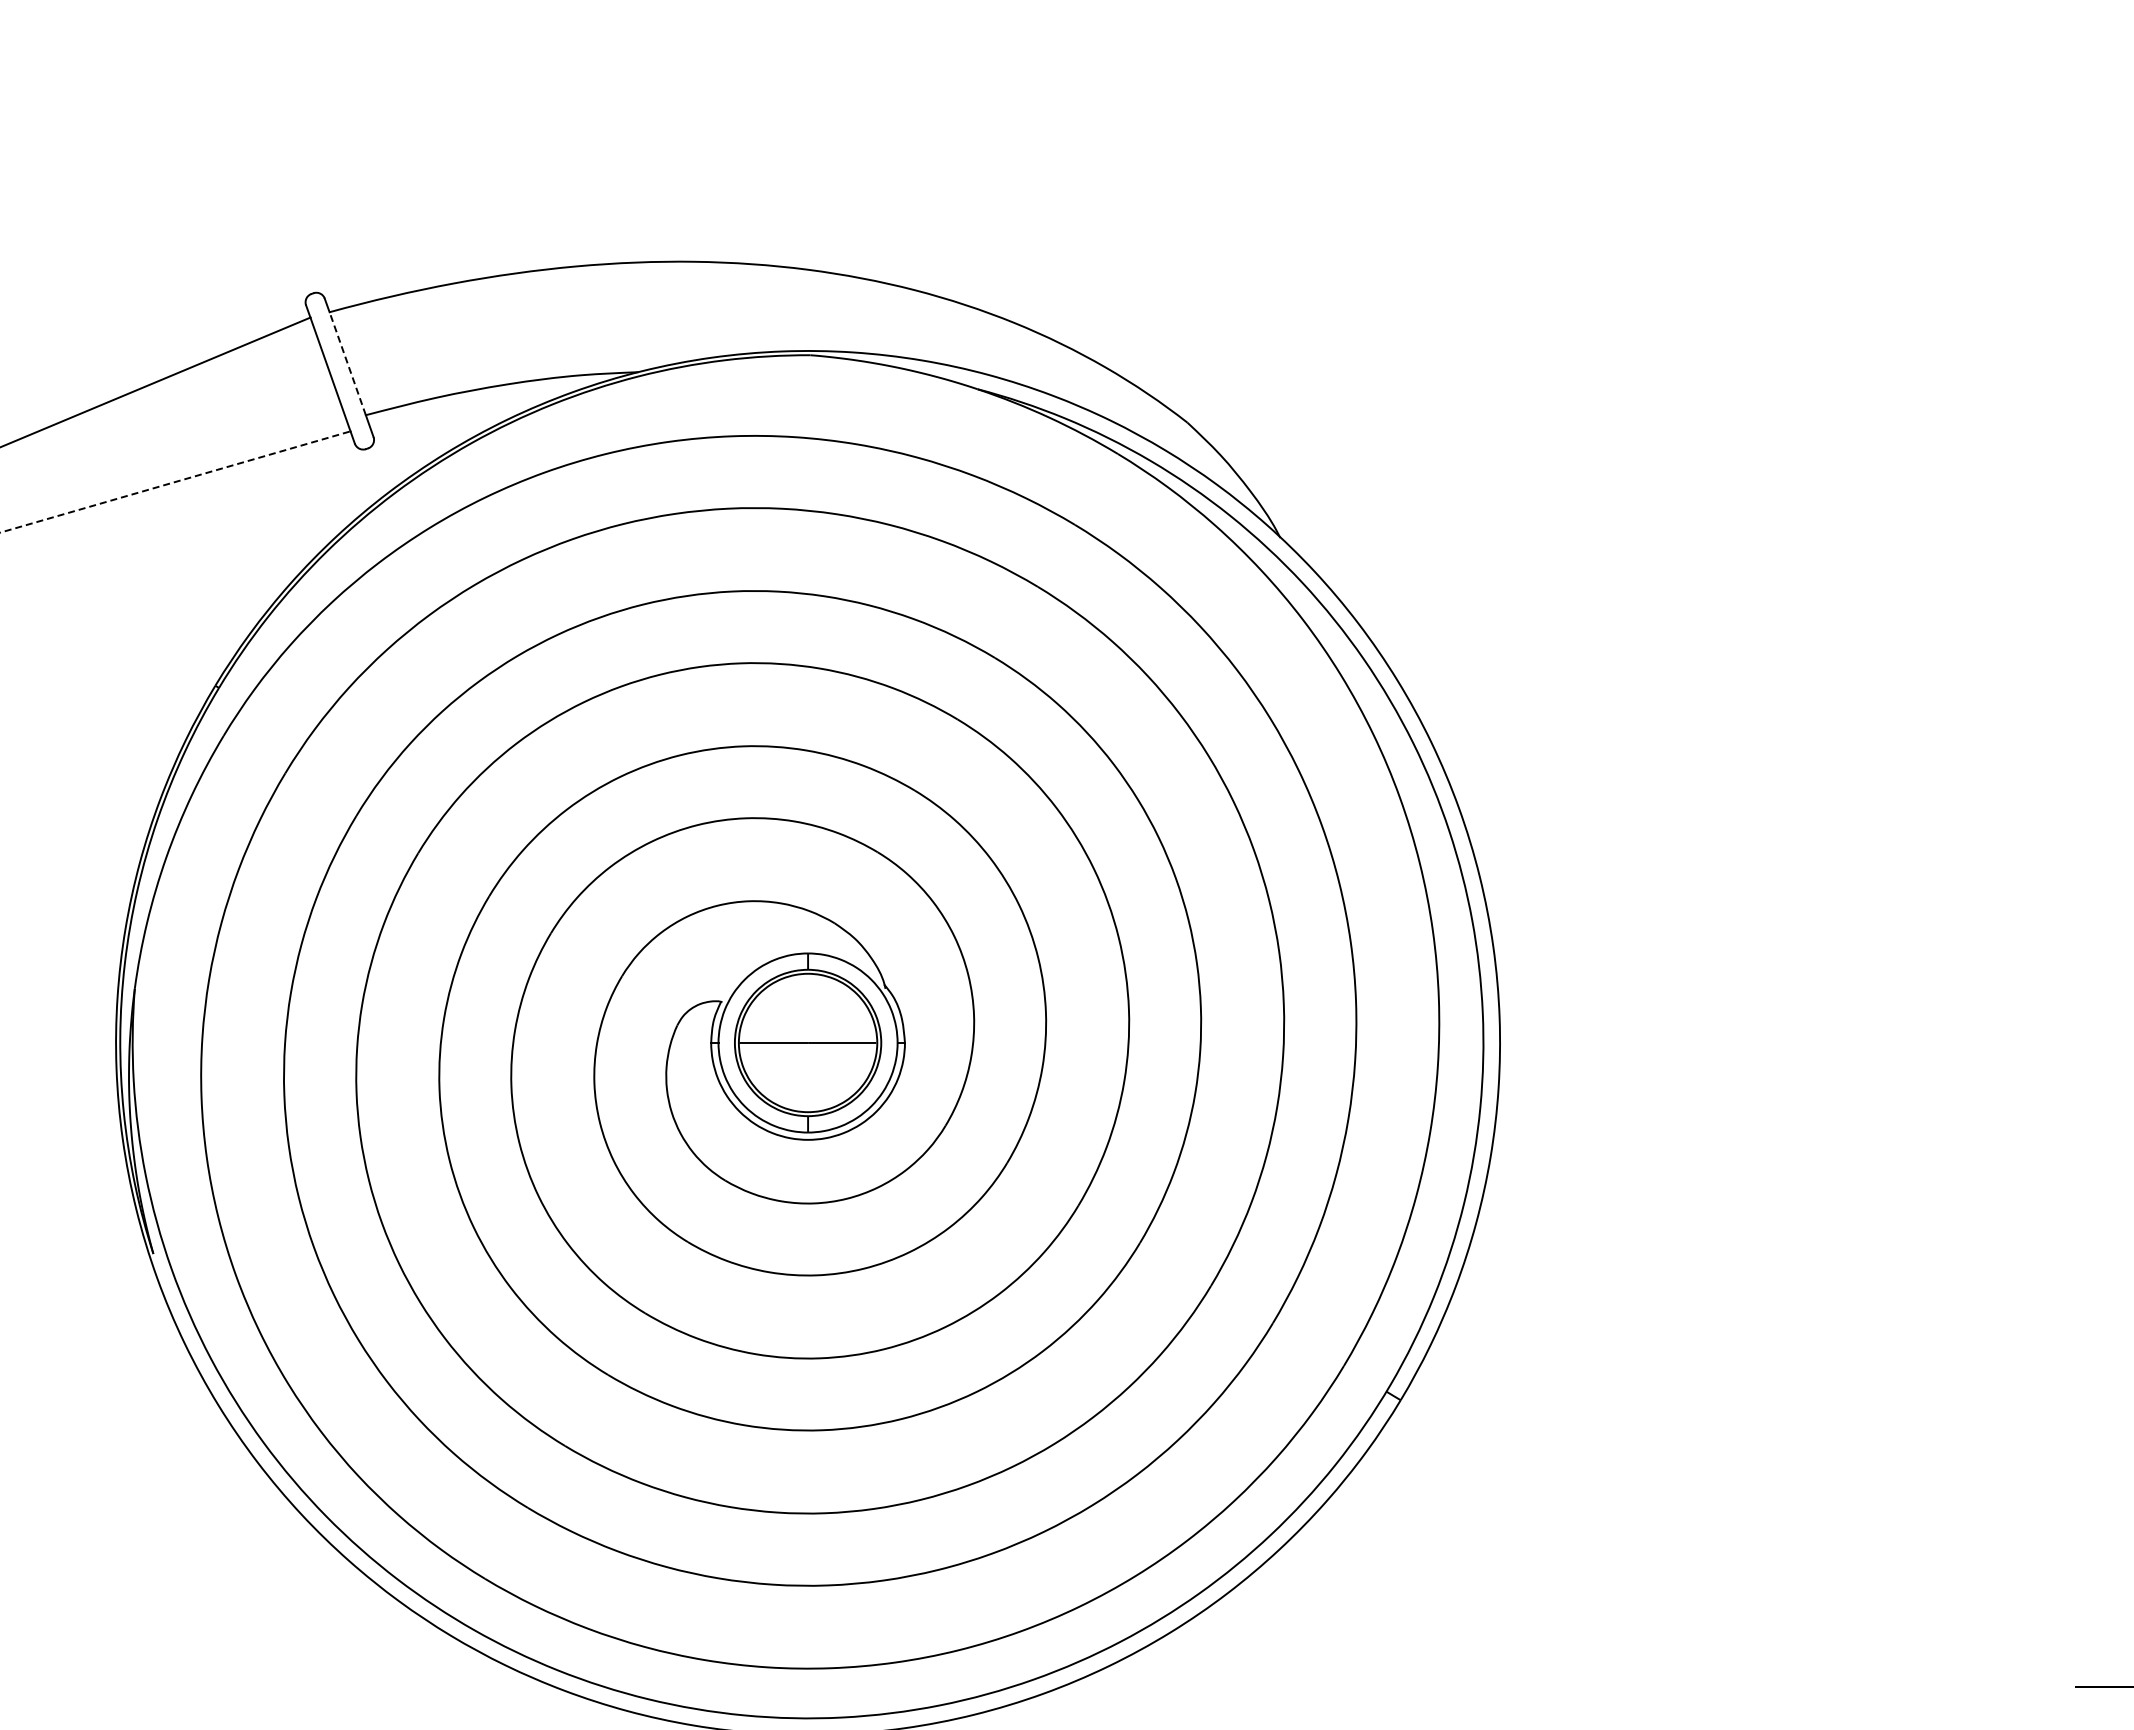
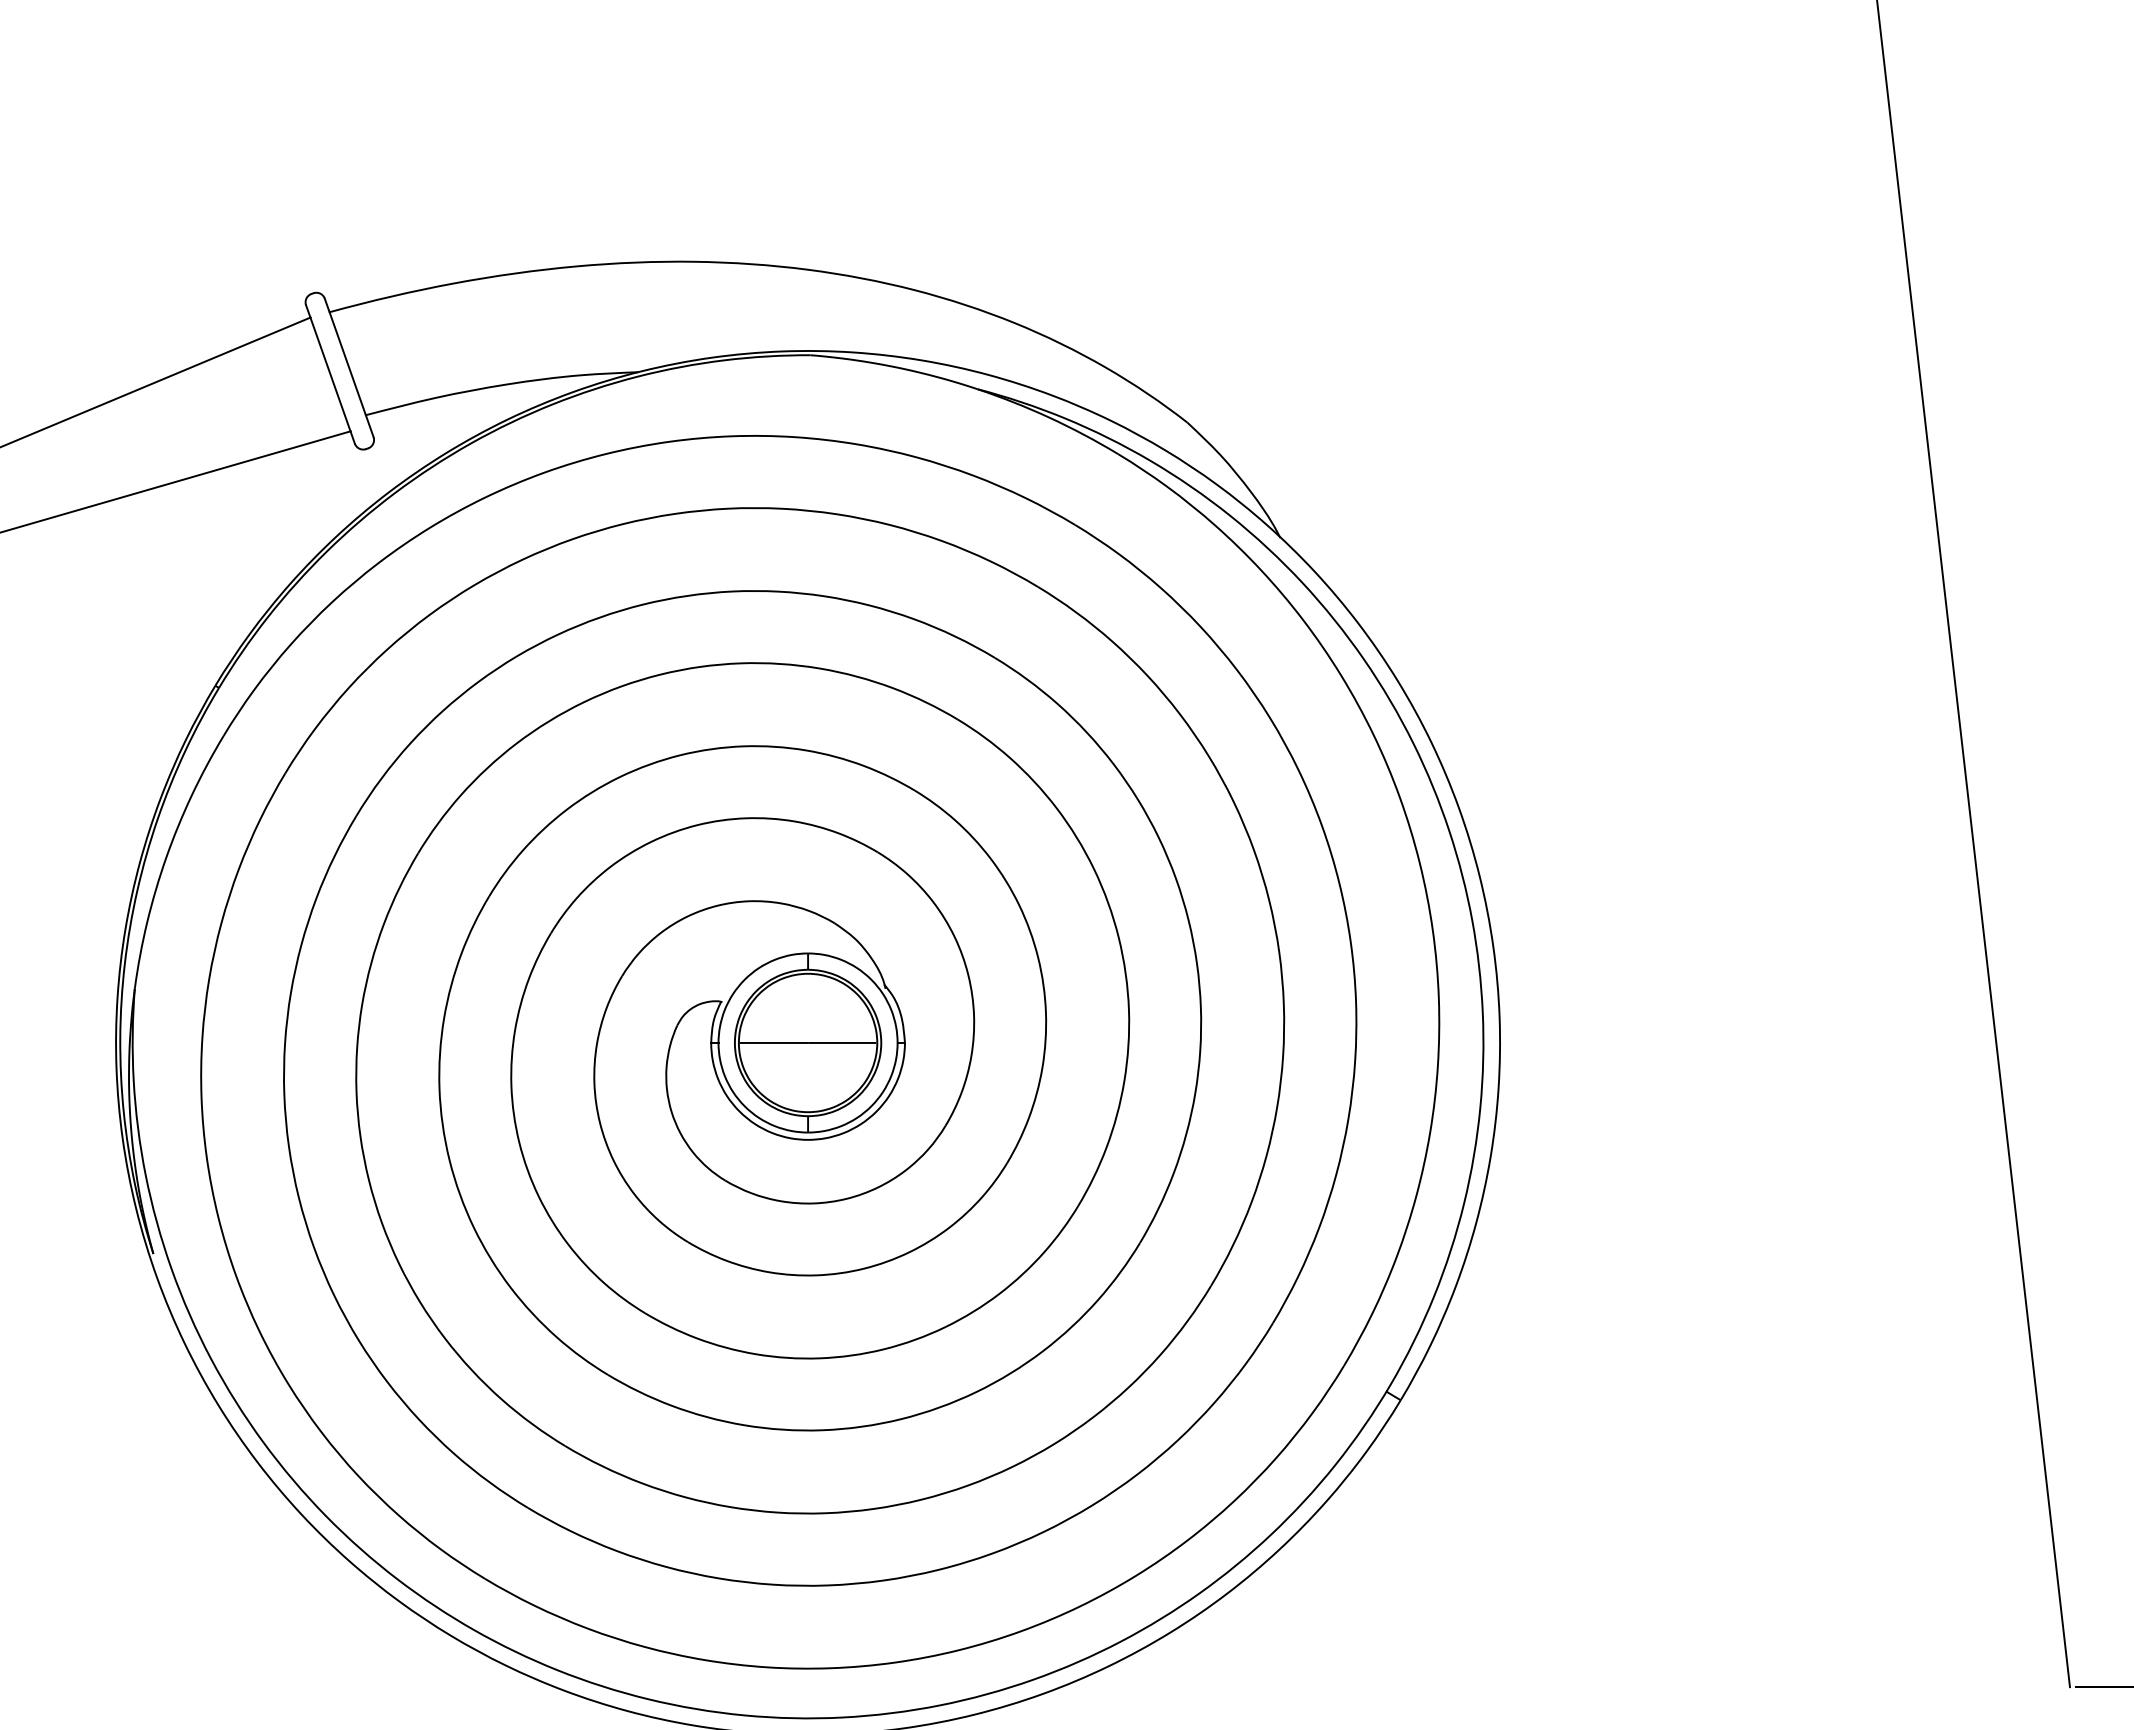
line: dashed -> solid (347, 363)
line: dashed -> solid (175, 481)
line: none -> present (1973, 844)
